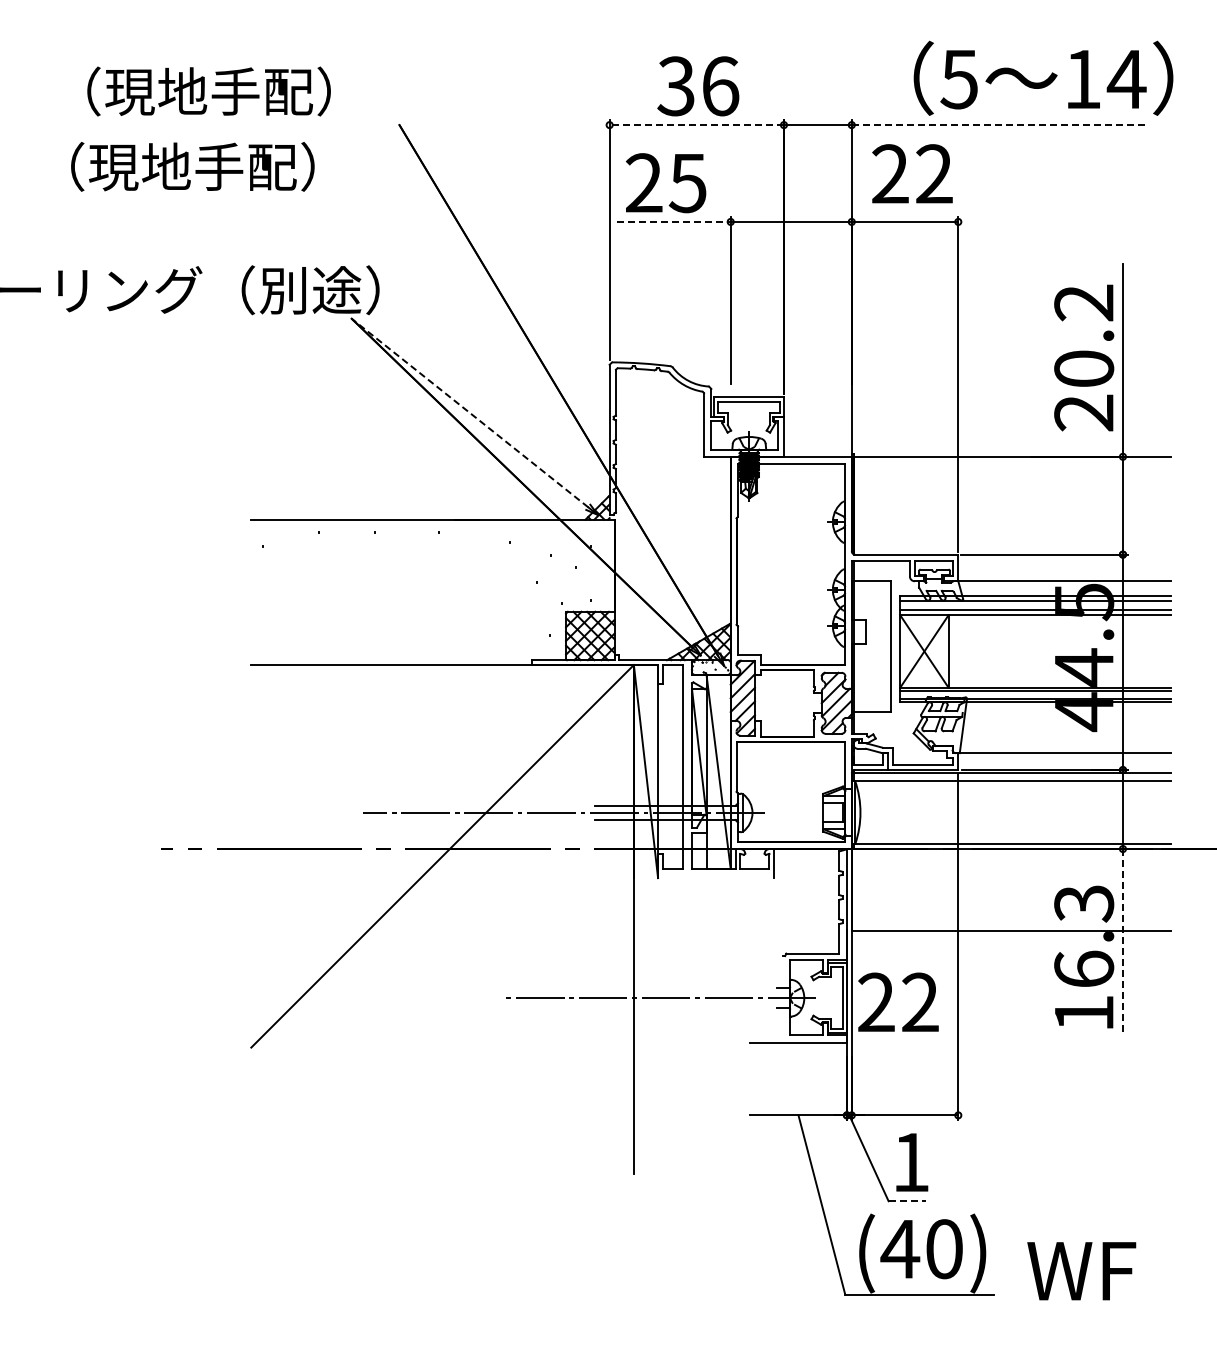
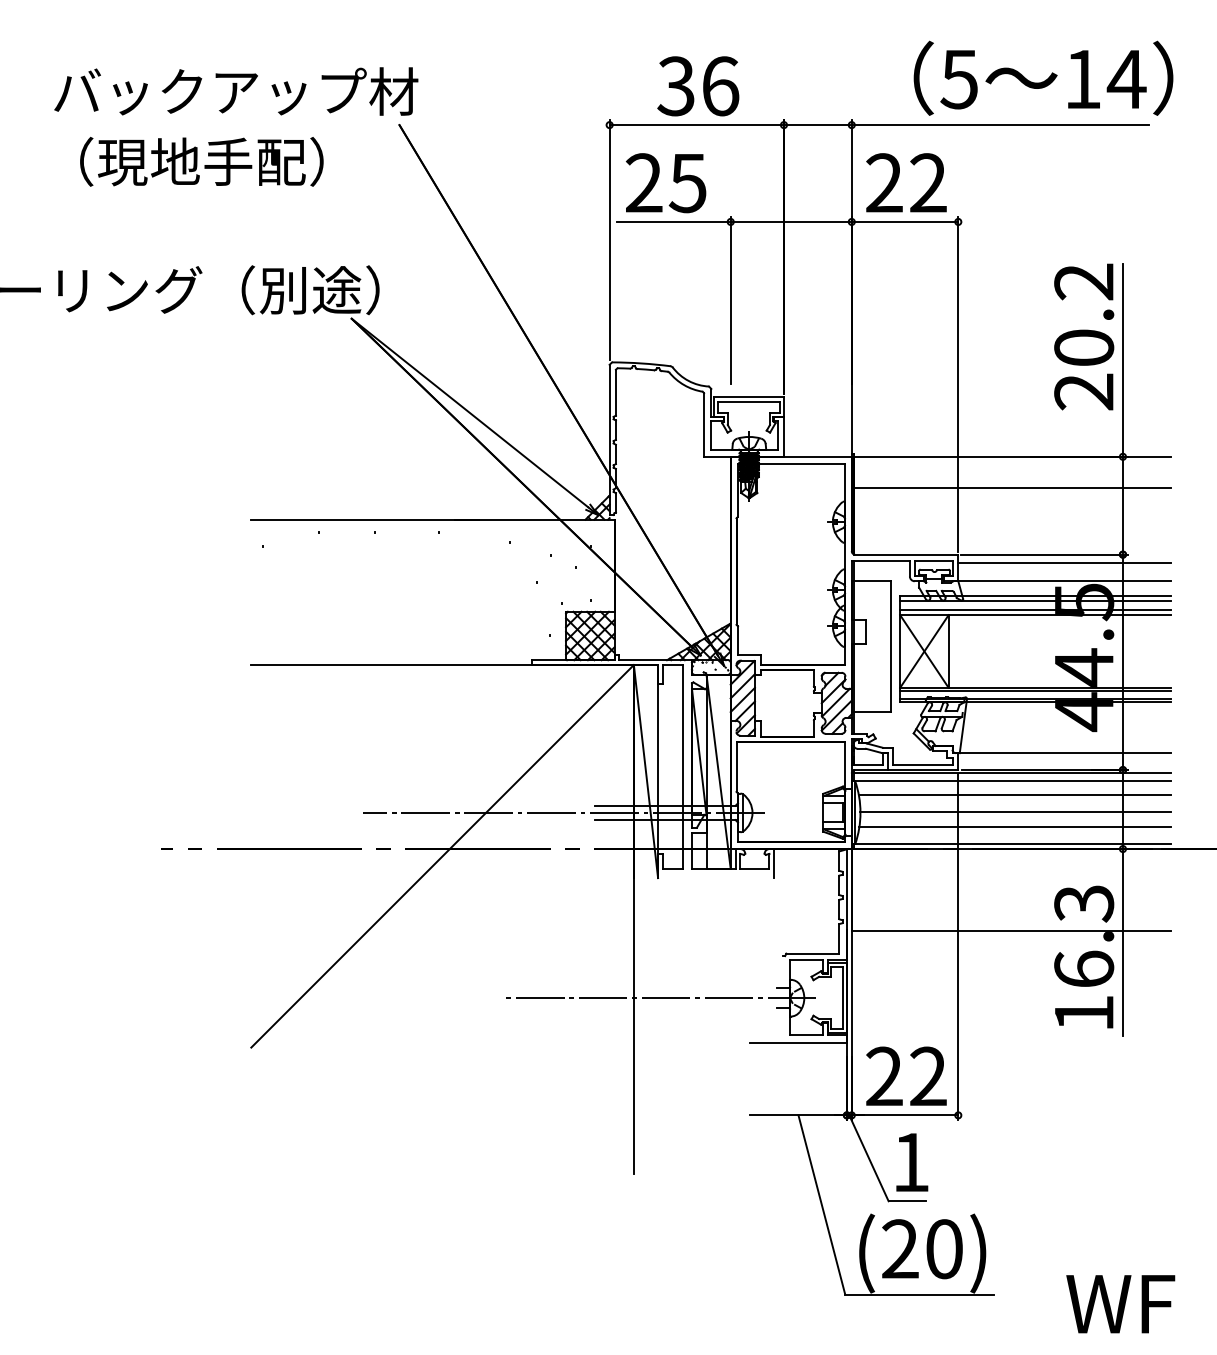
text: （現地手配） -> バックアップ材 (236, 91)
line: dashed -> solid (696, 125)
line: dashed -> solid (1000, 125)
text position: (192, 166) -> (201, 161) (201, 161)
text position: (912, 173) -> (906, 182) (906, 182)
line: dashed -> solid (673, 221)
text position: (1084, 357) -> (1084, 336) (1084, 336)
line: dashed -> solid (469, 412)
line: none -> present (1012, 488)
line: none -> present (1064, 563)
line: none -> present (1014, 795)
line: none -> present (1015, 812)
line: none -> present (1015, 826)
line: dashed -> solid (1122, 942)
text position: (898, 1001) -> (906, 1075) (906, 1075)
line: dashed -> solid (907, 1201)
text: (40) -> (20) (900, 1248)
text position: (1081, 1271) -> (1120, 1304) (1120, 1304)
